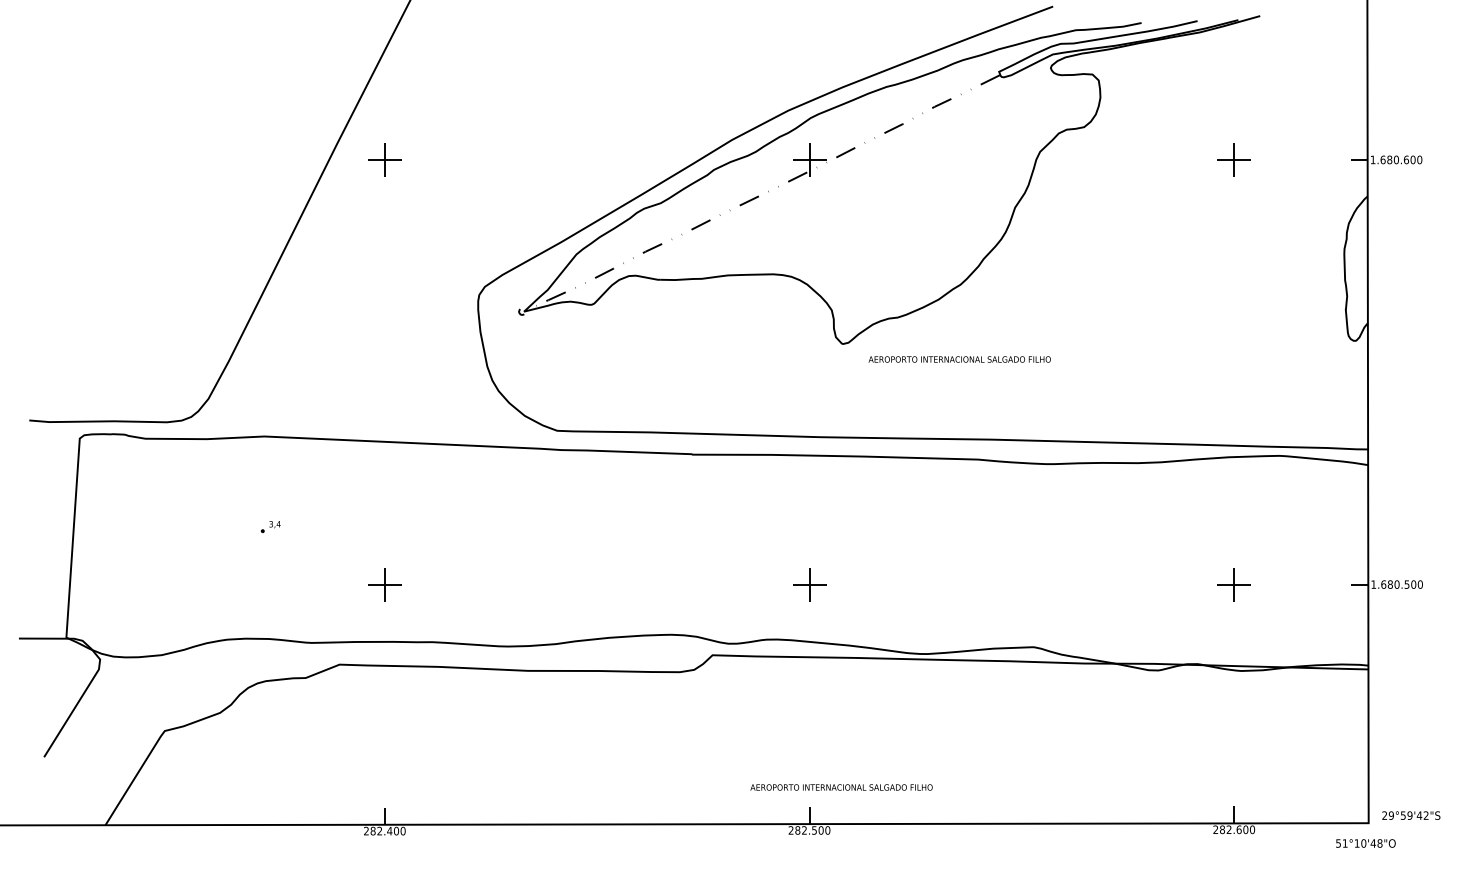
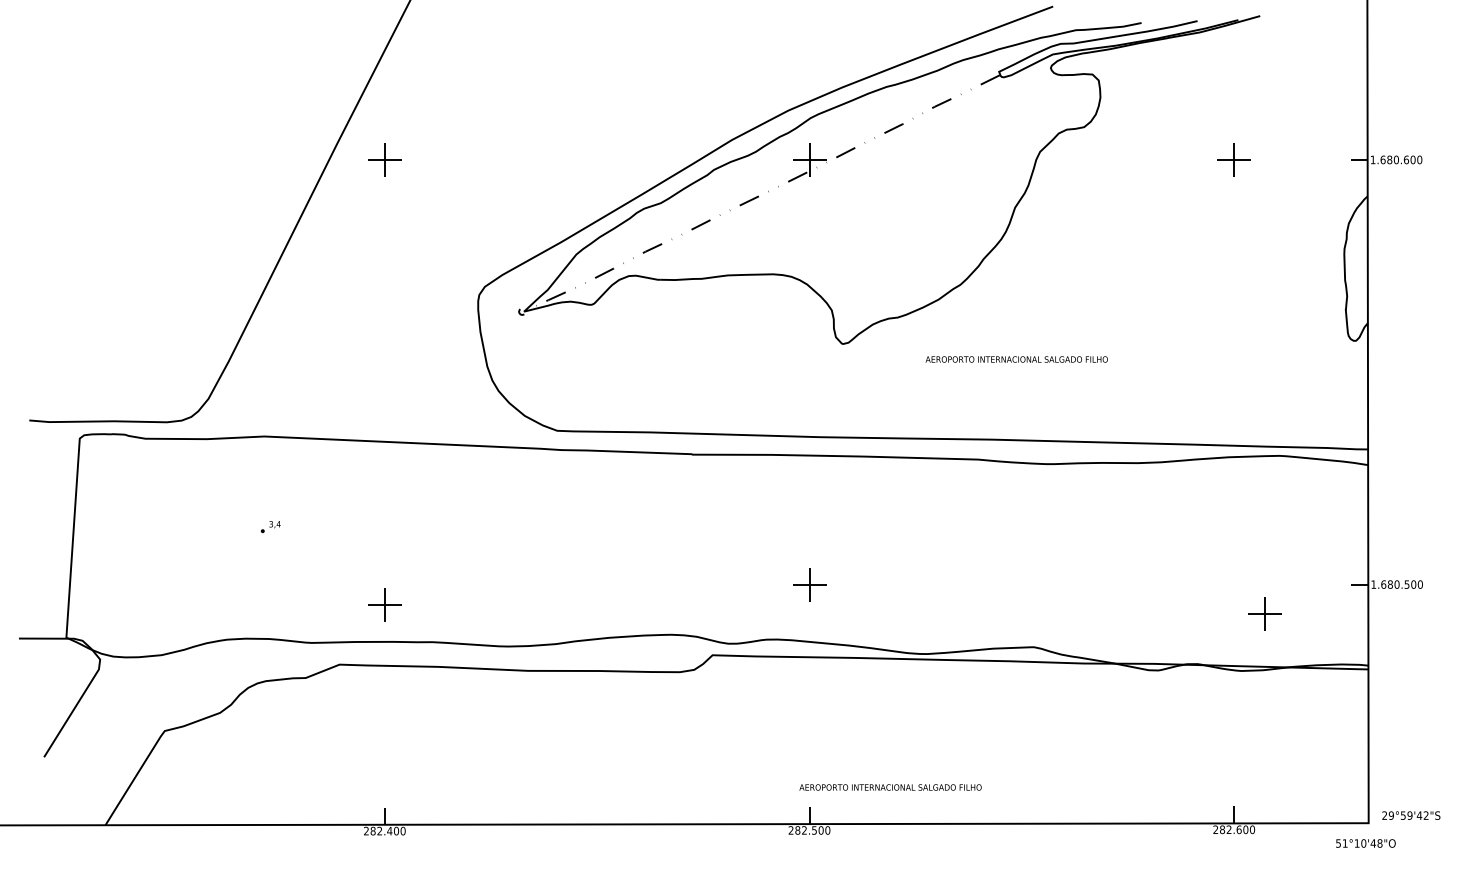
text position: (959, 359) -> (1016, 359) (1016, 359)
part position: (384, 584) -> (384, 604) (384, 604)
part position: (1233, 584) -> (1264, 613) (1264, 613)
text position: (841, 787) -> (890, 787) (890, 787)
